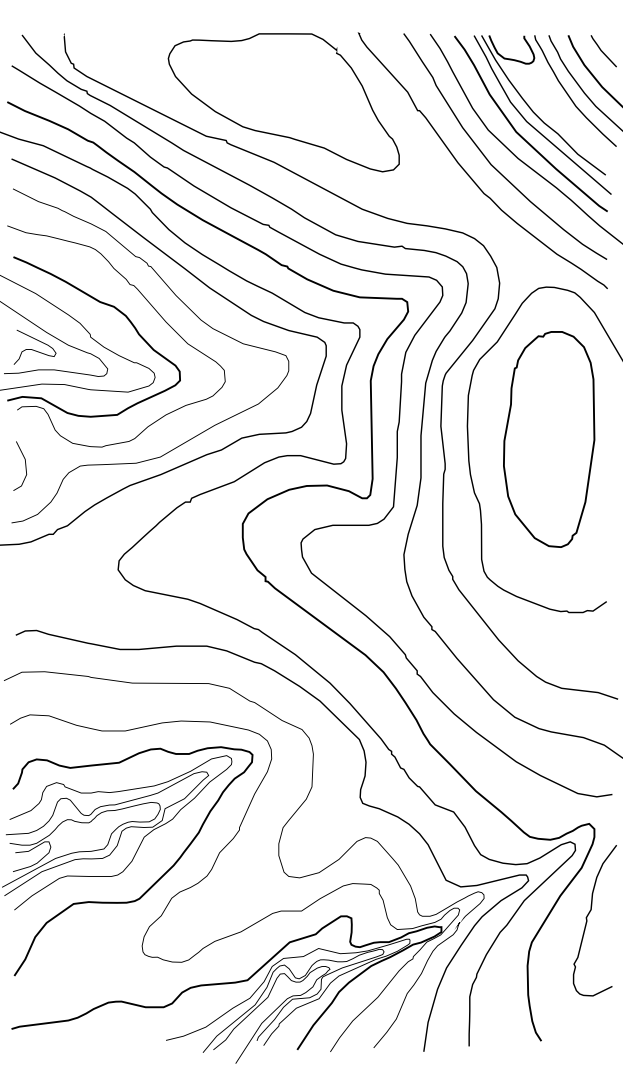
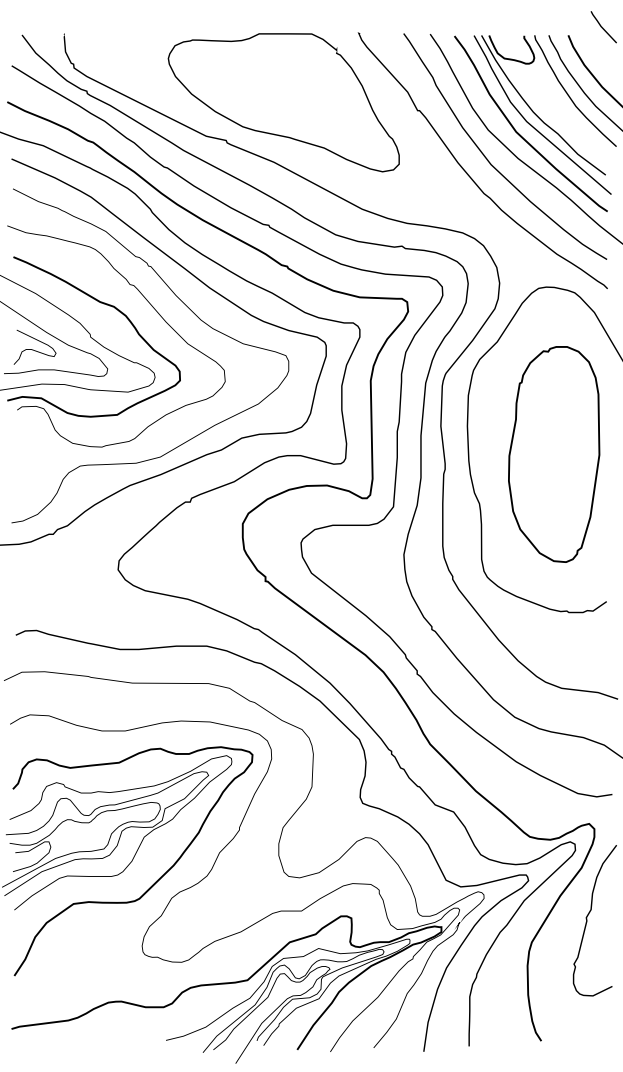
line position: (603, 51) -> (603, 27) (603, 27)
part position: (549, 439) -> (554, 454) (554, 454)
line: present -> none (25, 465)
